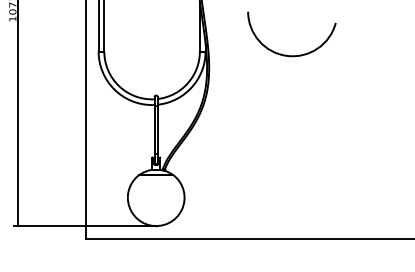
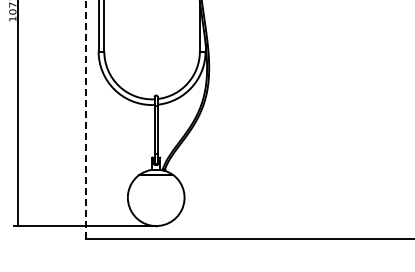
arc: present -> none (286, 54)
line: solid -> dashed (85, 119)
